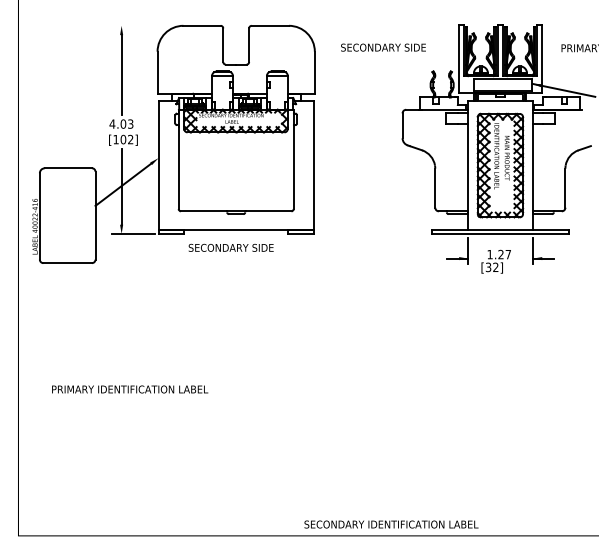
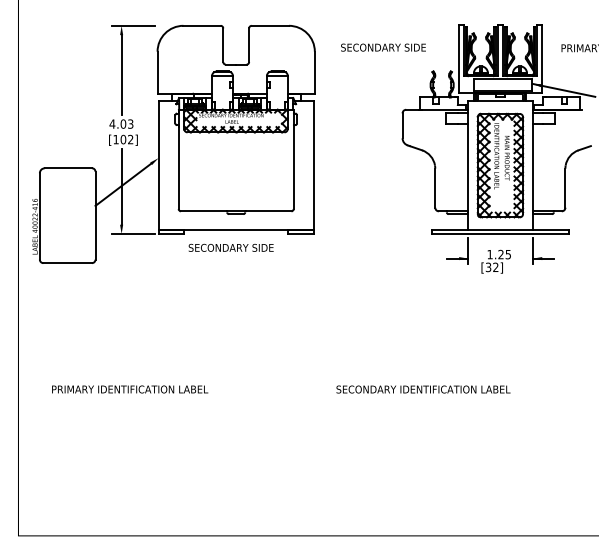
line: none -> present (133, 25)
text: 1.27 -> 1.25 (507, 254)
text position: (391, 524) -> (423, 389) (423, 389)
